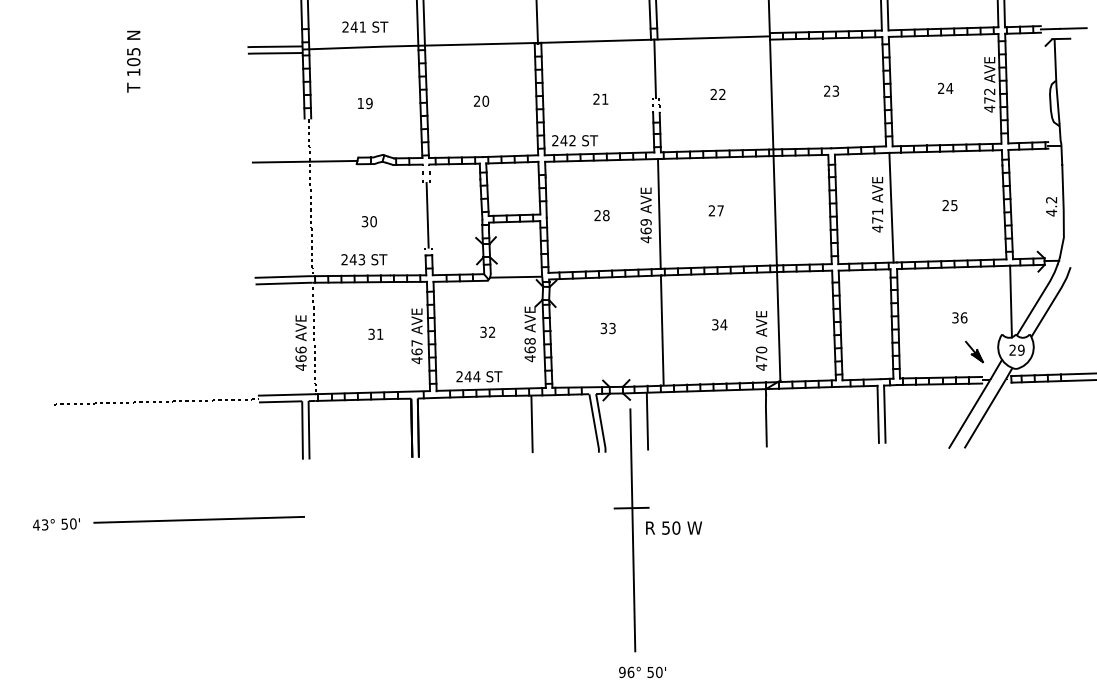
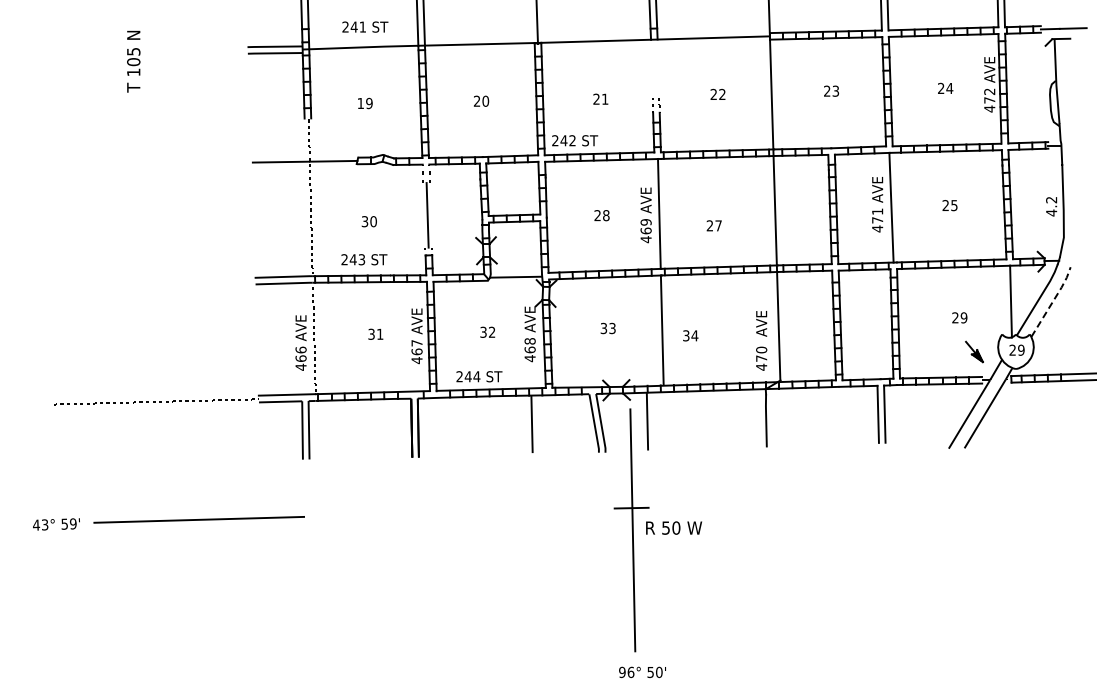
line: present -> none (655, 68)
text position: (715, 210) -> (713, 225) (713, 225)
line: solid -> dashed (1053, 301)
text: 36 -> 29 (959, 317)
text position: (719, 324) -> (690, 335) (690, 335)
text: 50' -> 59' (73, 523)
